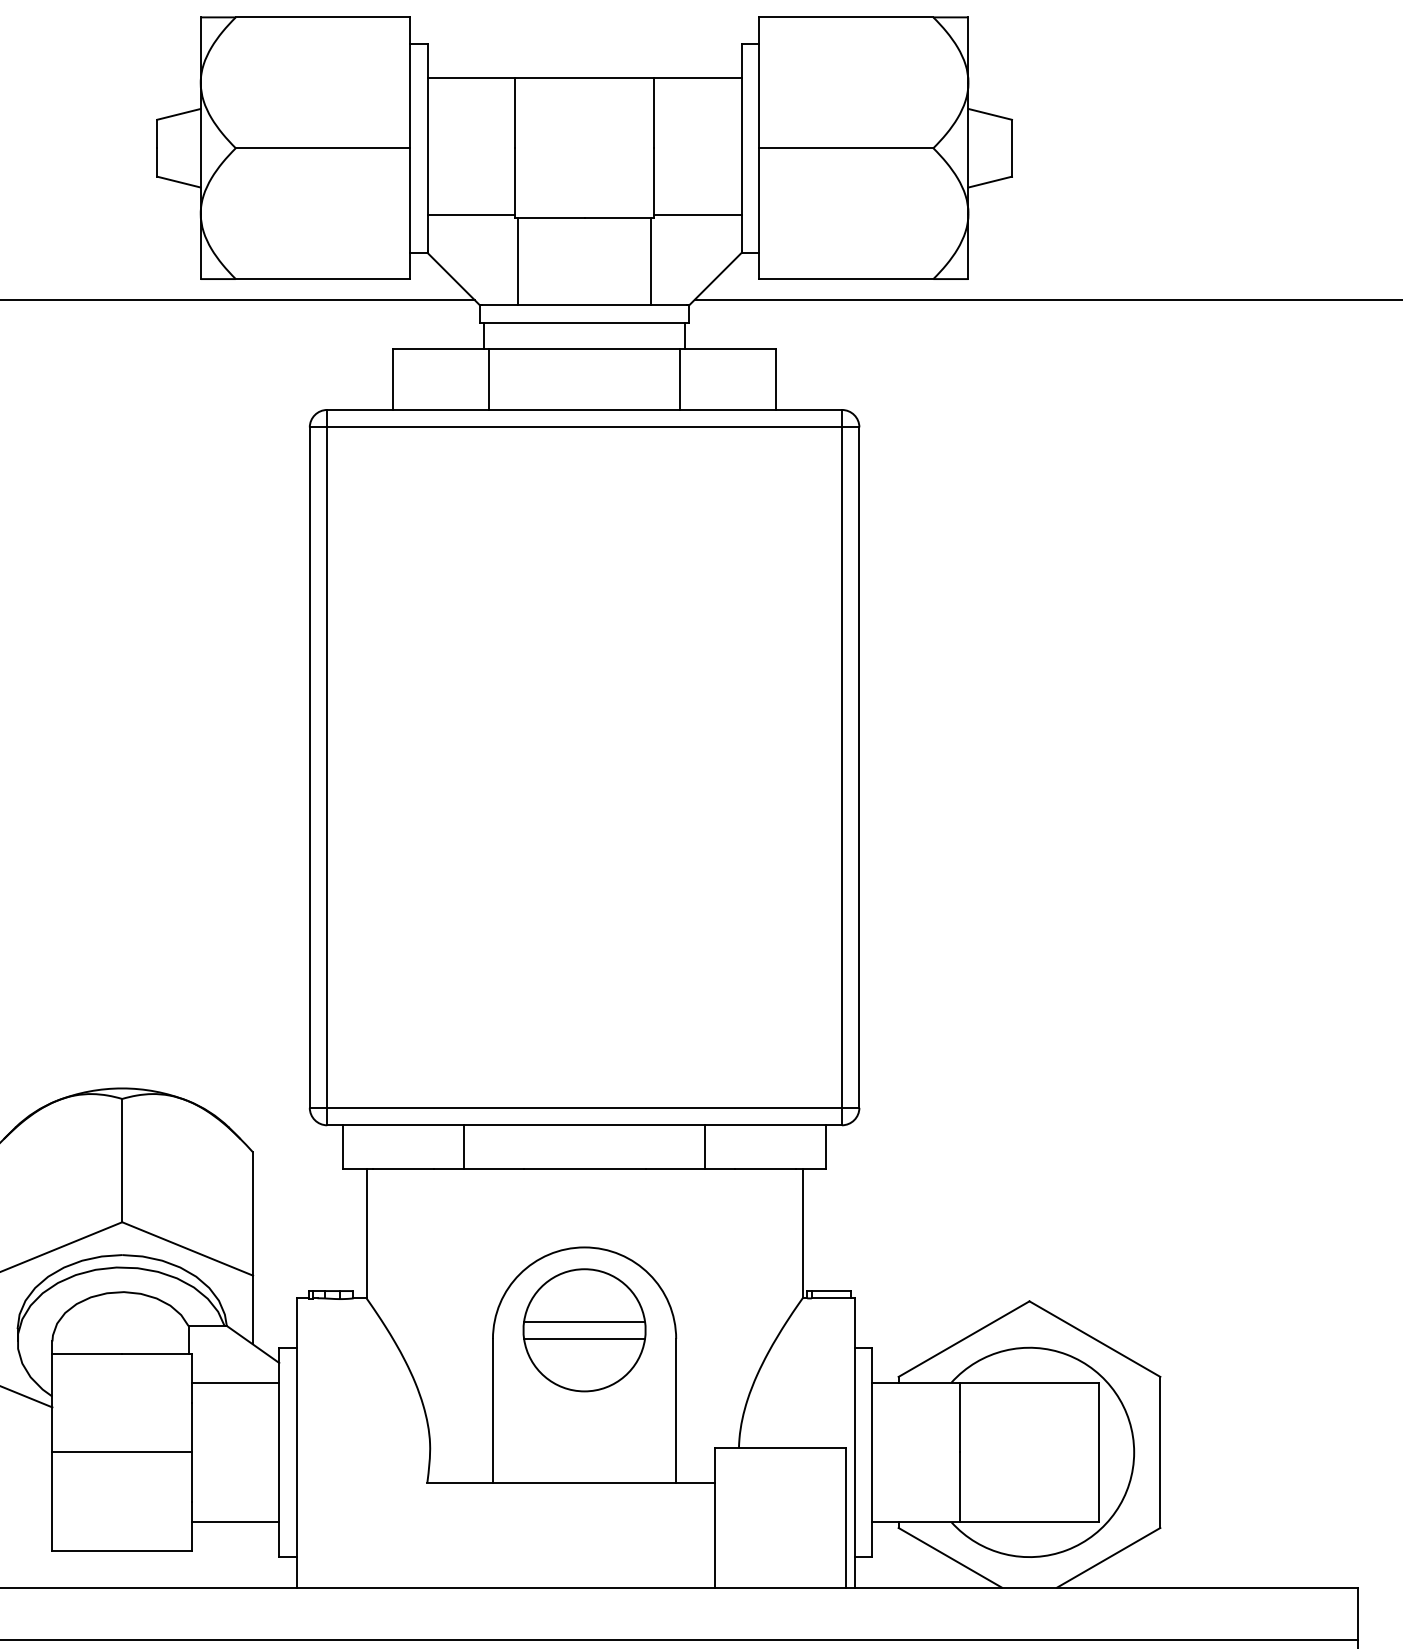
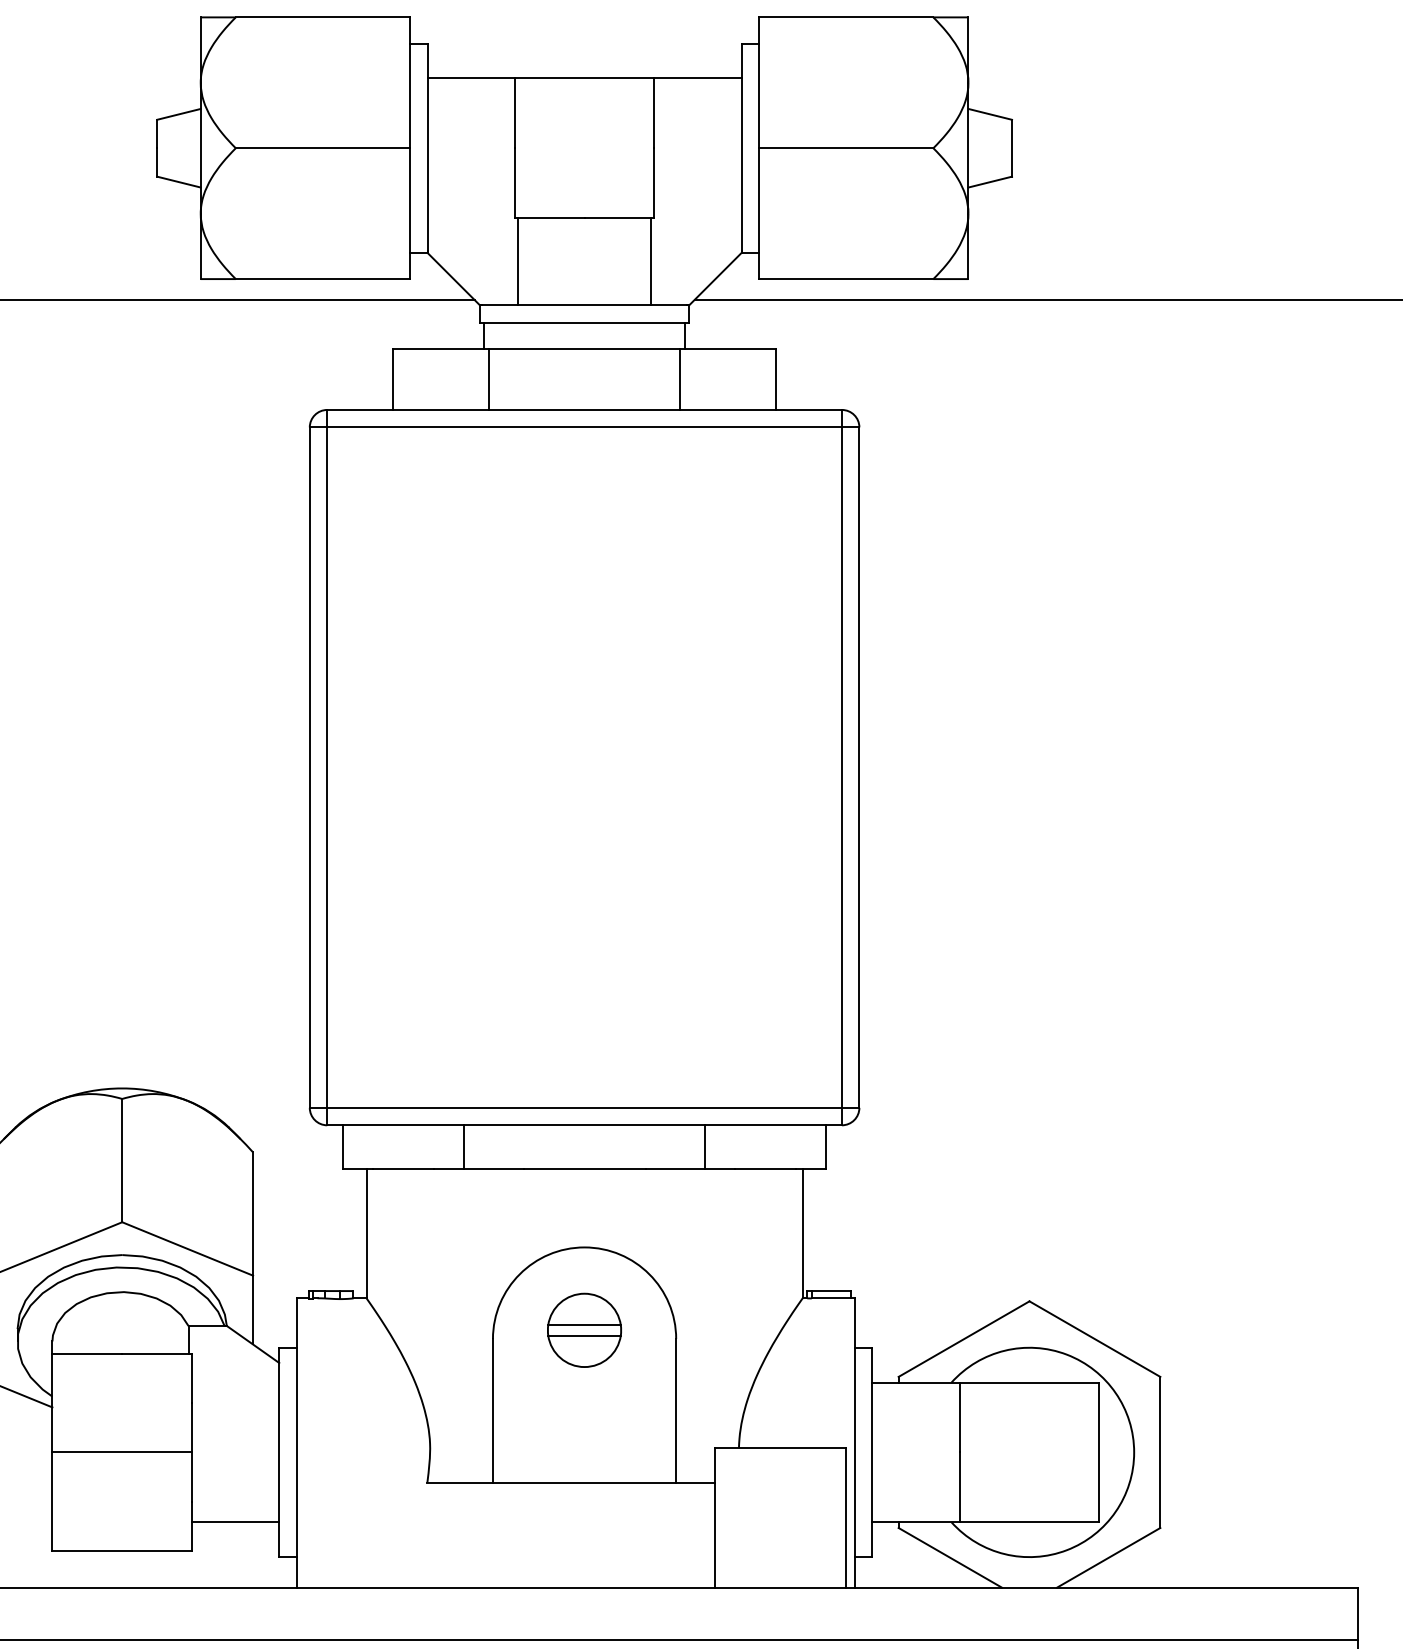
line: present -> none (470, 214)
line: present -> none (697, 214)
part size: 125x125 px -> 75x76 px (584, 1329)
line: present -> none (235, 1382)
